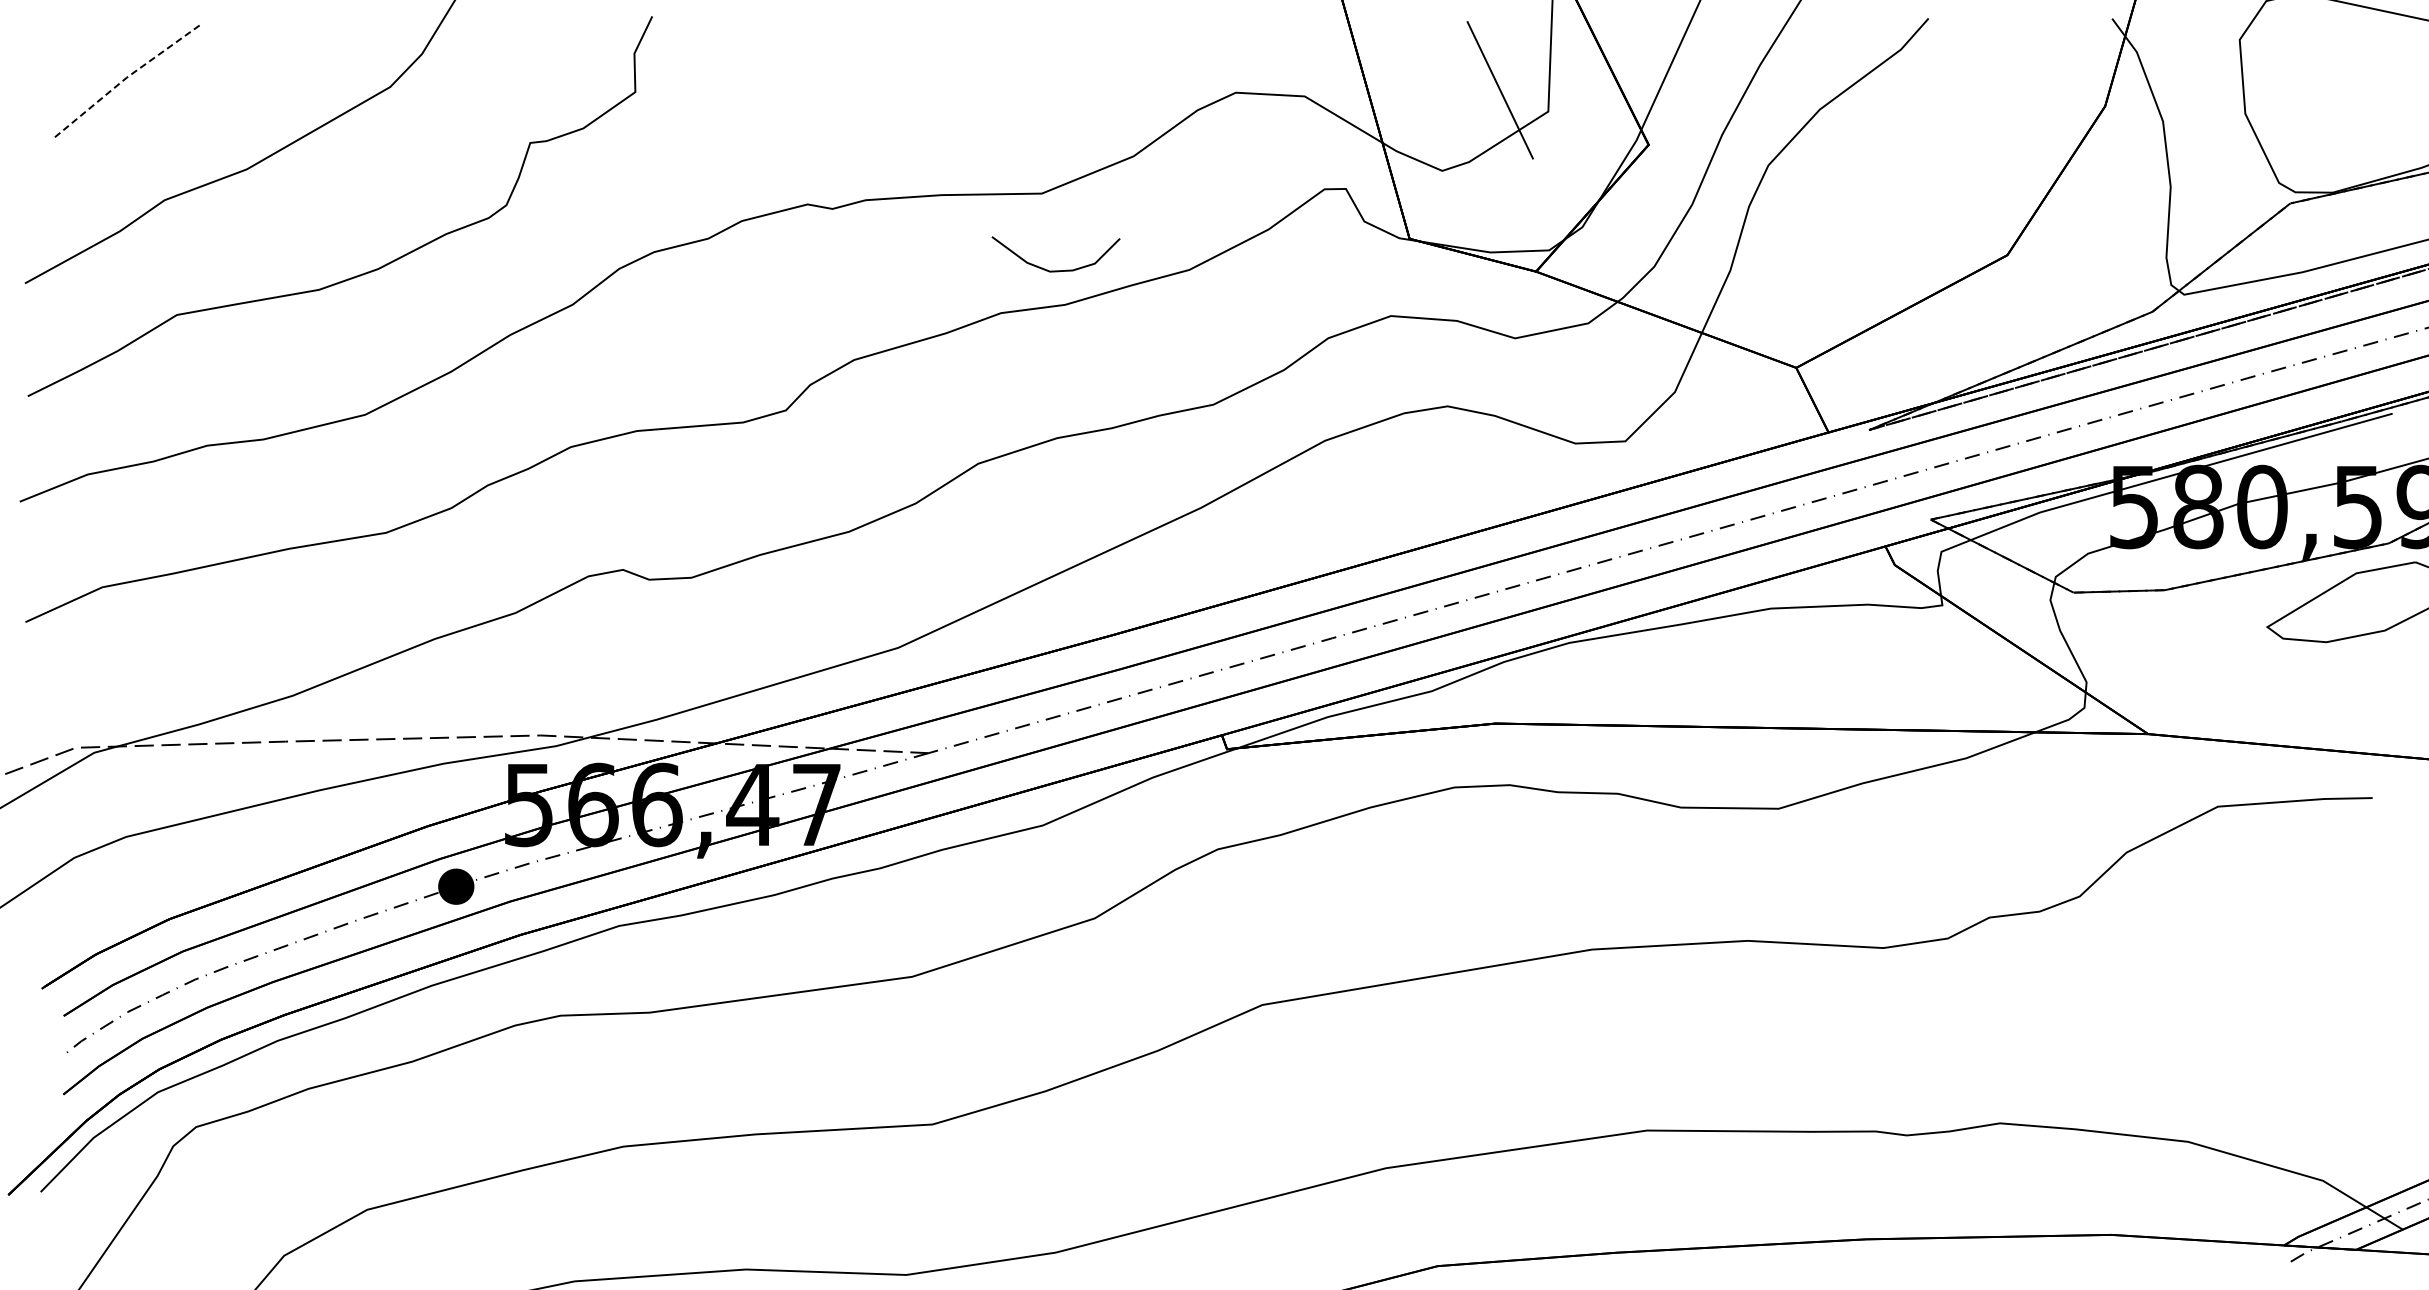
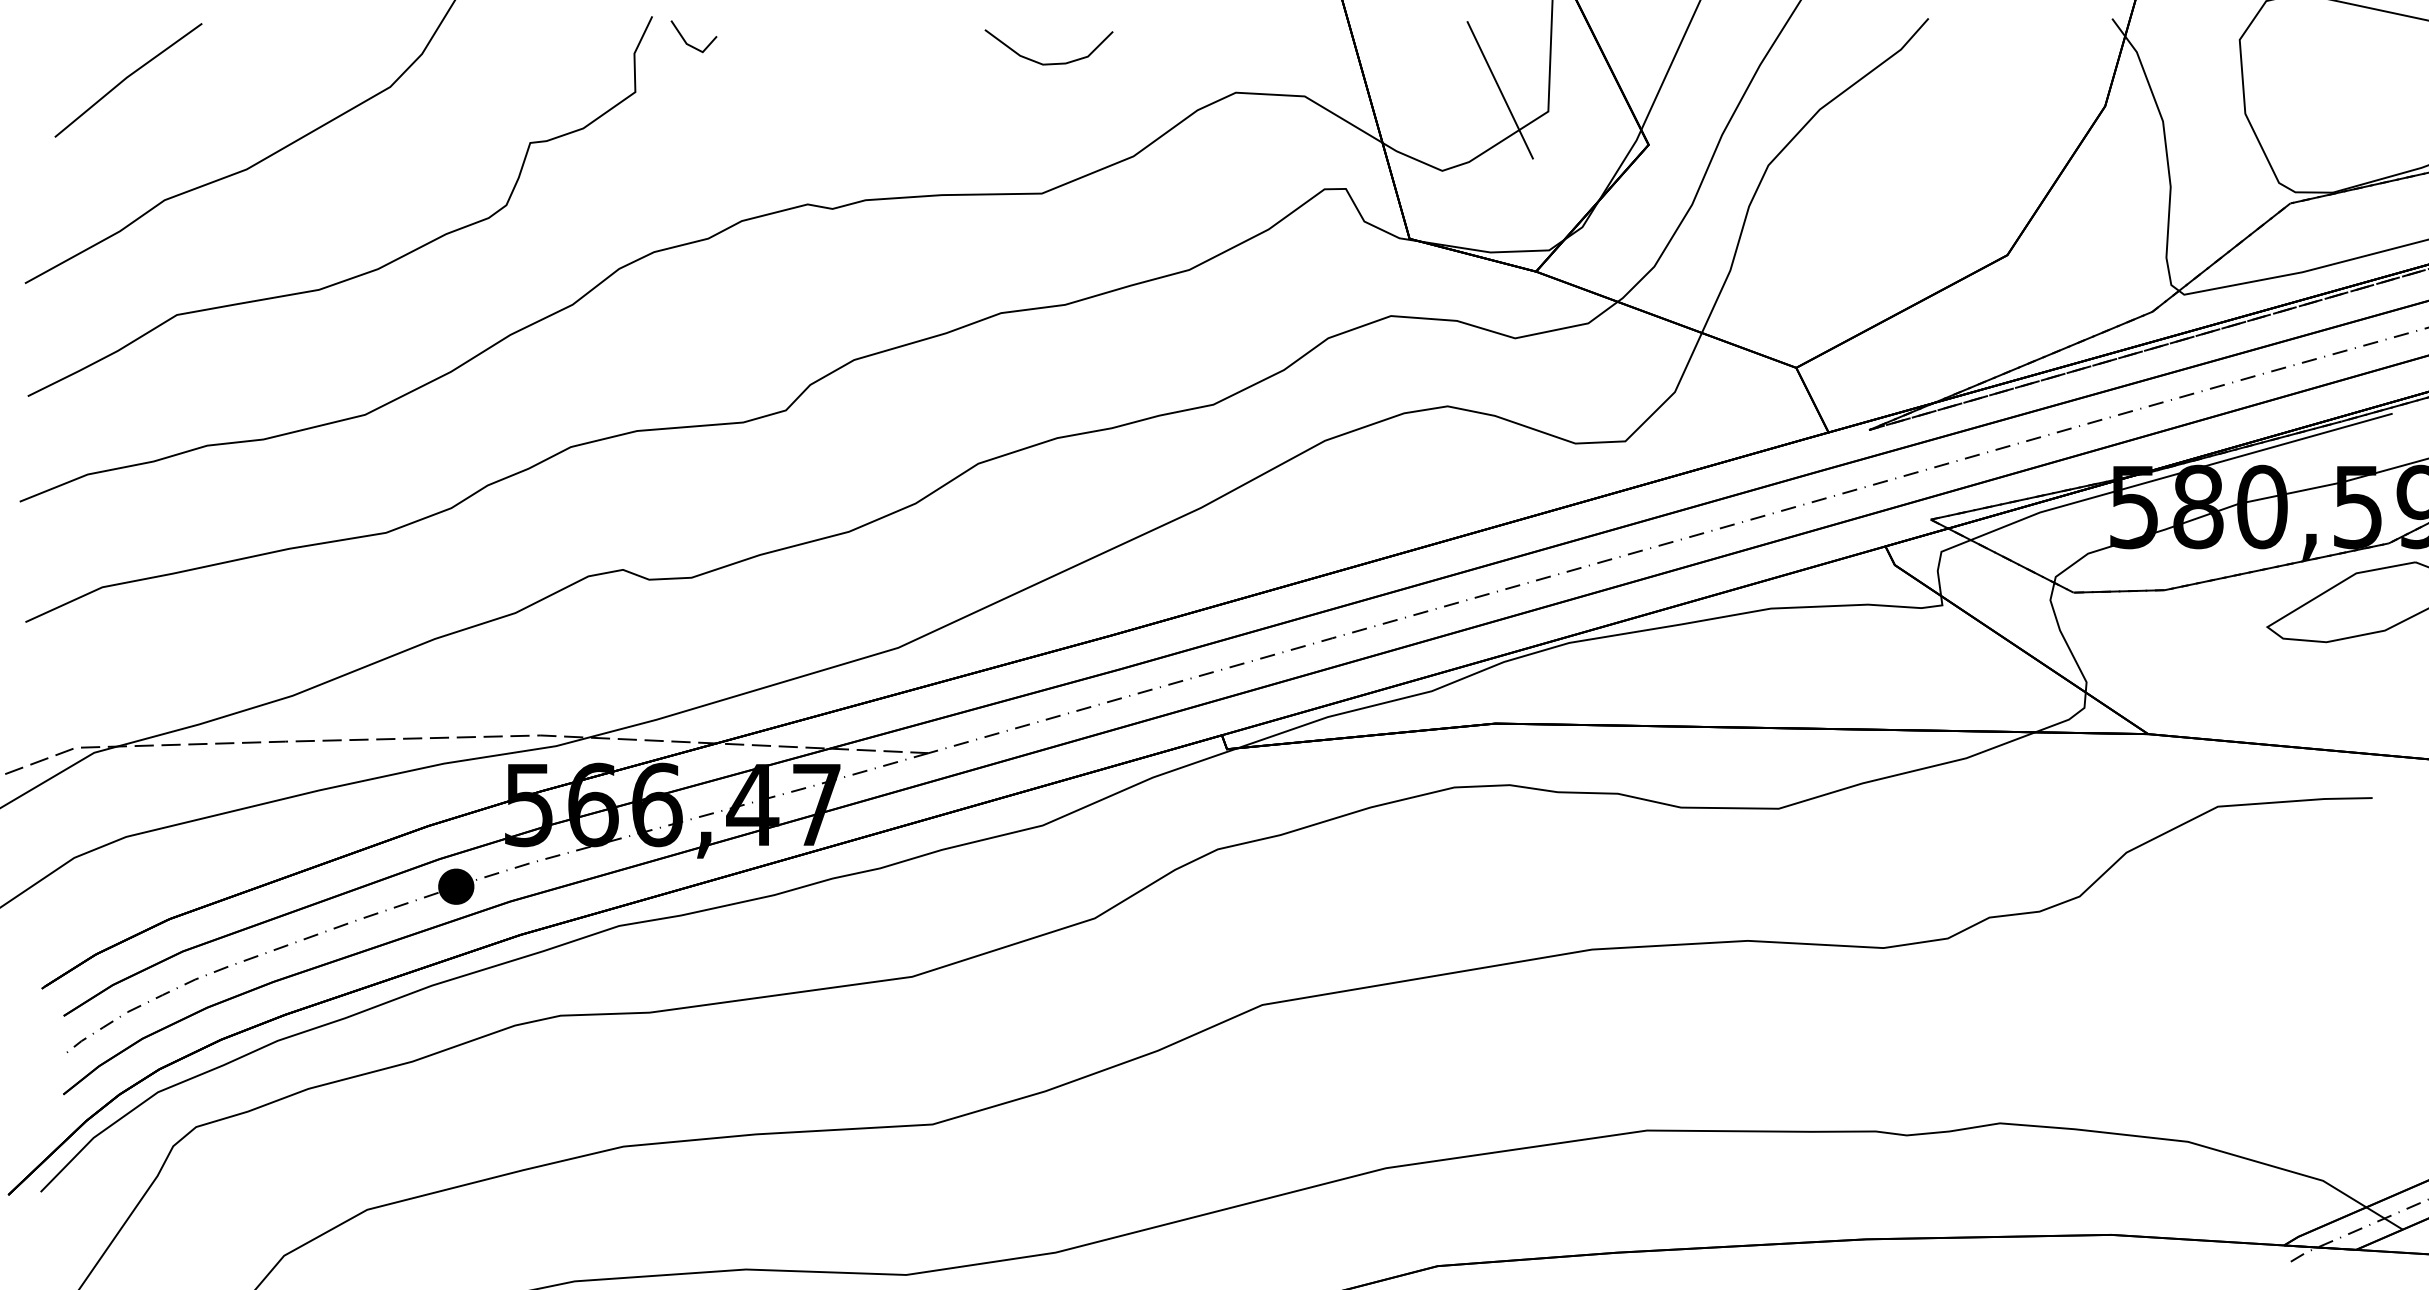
line: none -> present (690, 44)
line: dashed -> solid (126, 77)
curve position: (1055, 270) -> (1048, 63) (1048, 63)
